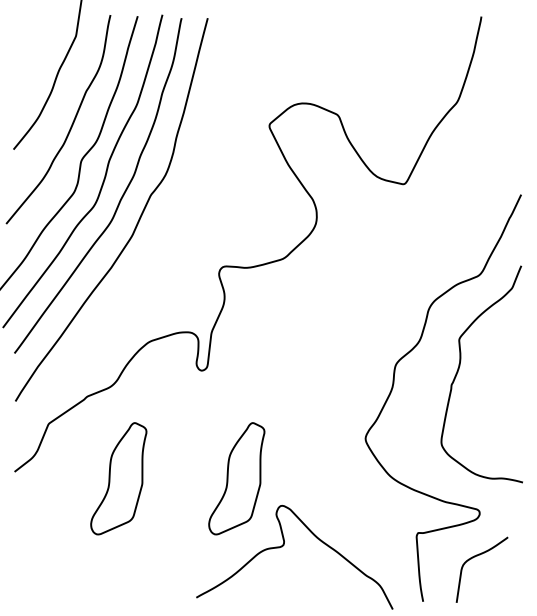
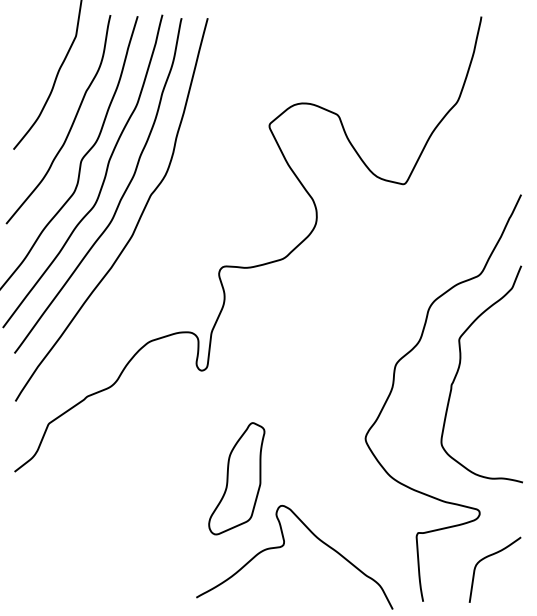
part: present -> none (118, 478)
curve position: (475, 557) -> (488, 557) (488, 557)
